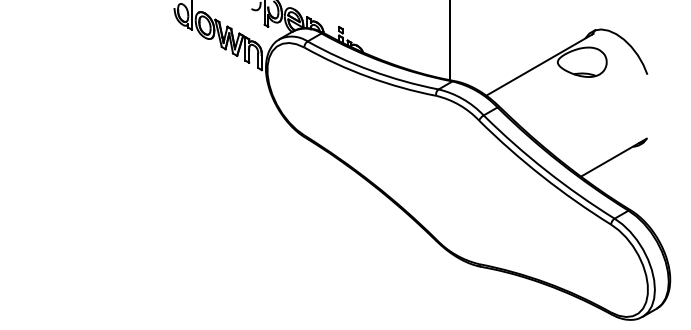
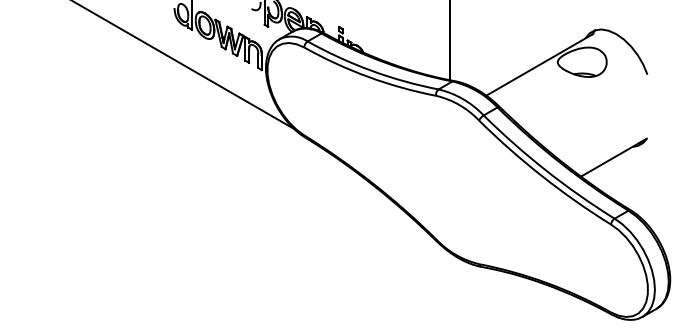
line: none -> present (184, 65)
